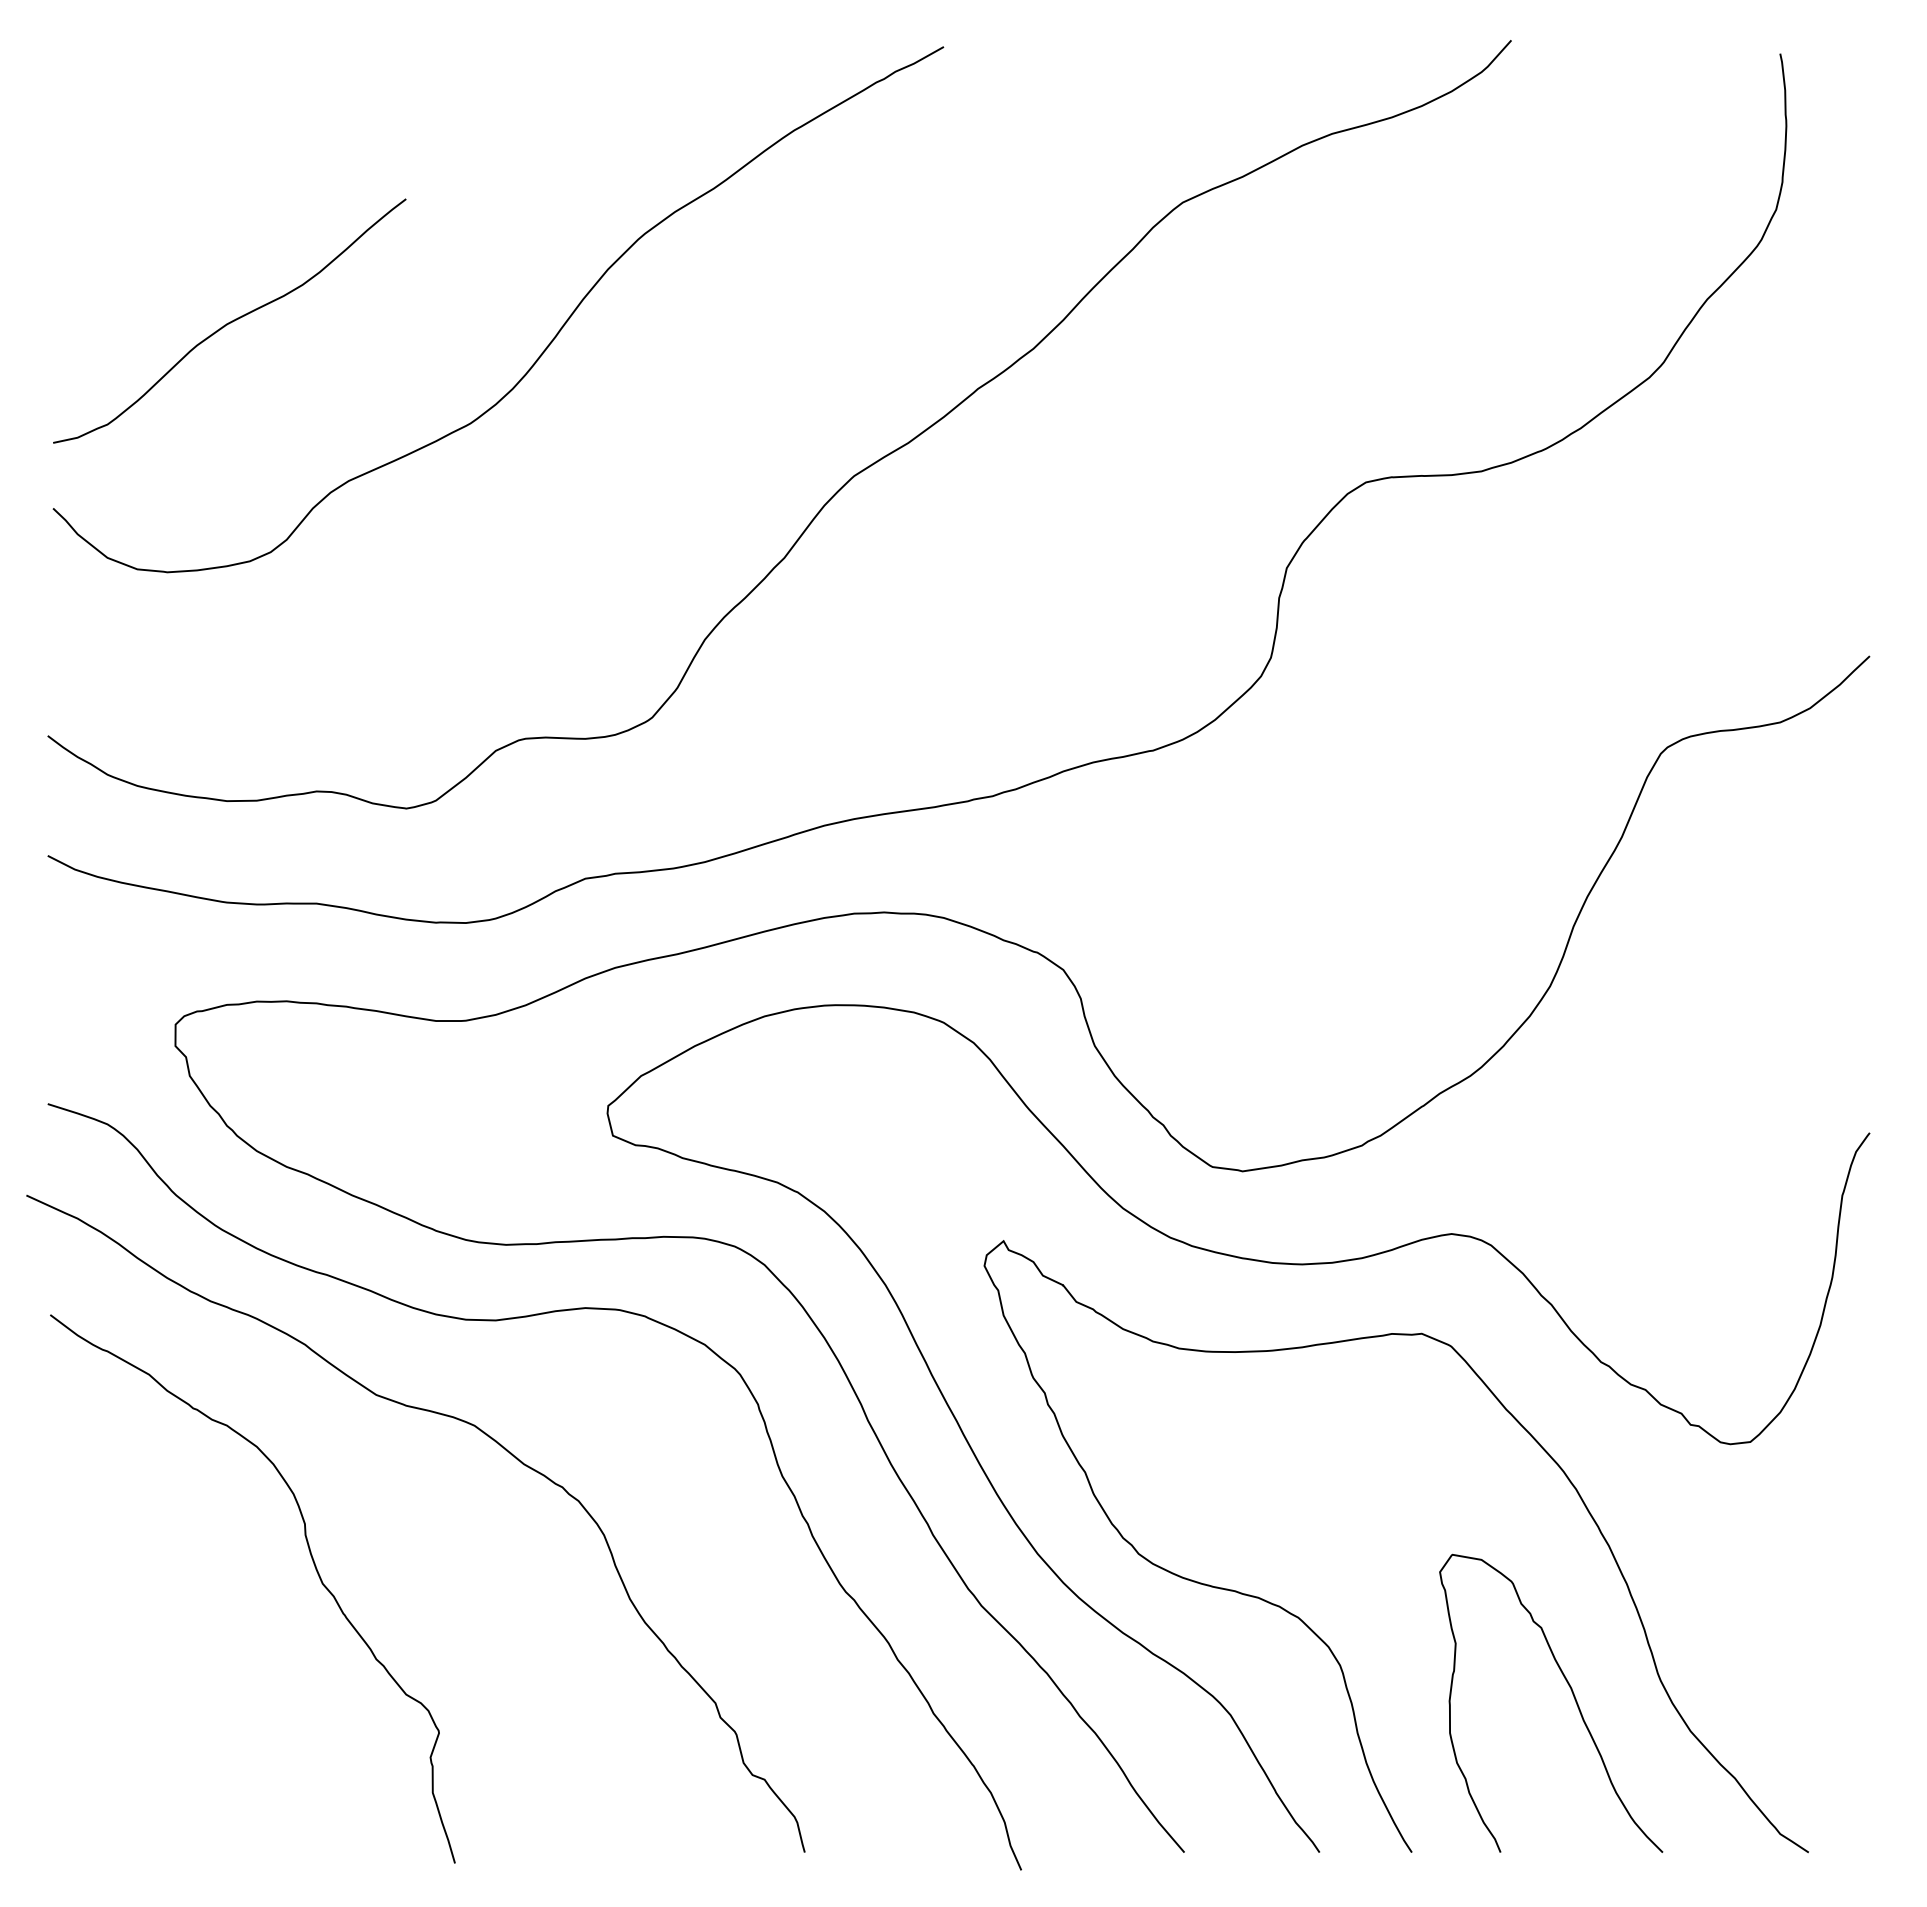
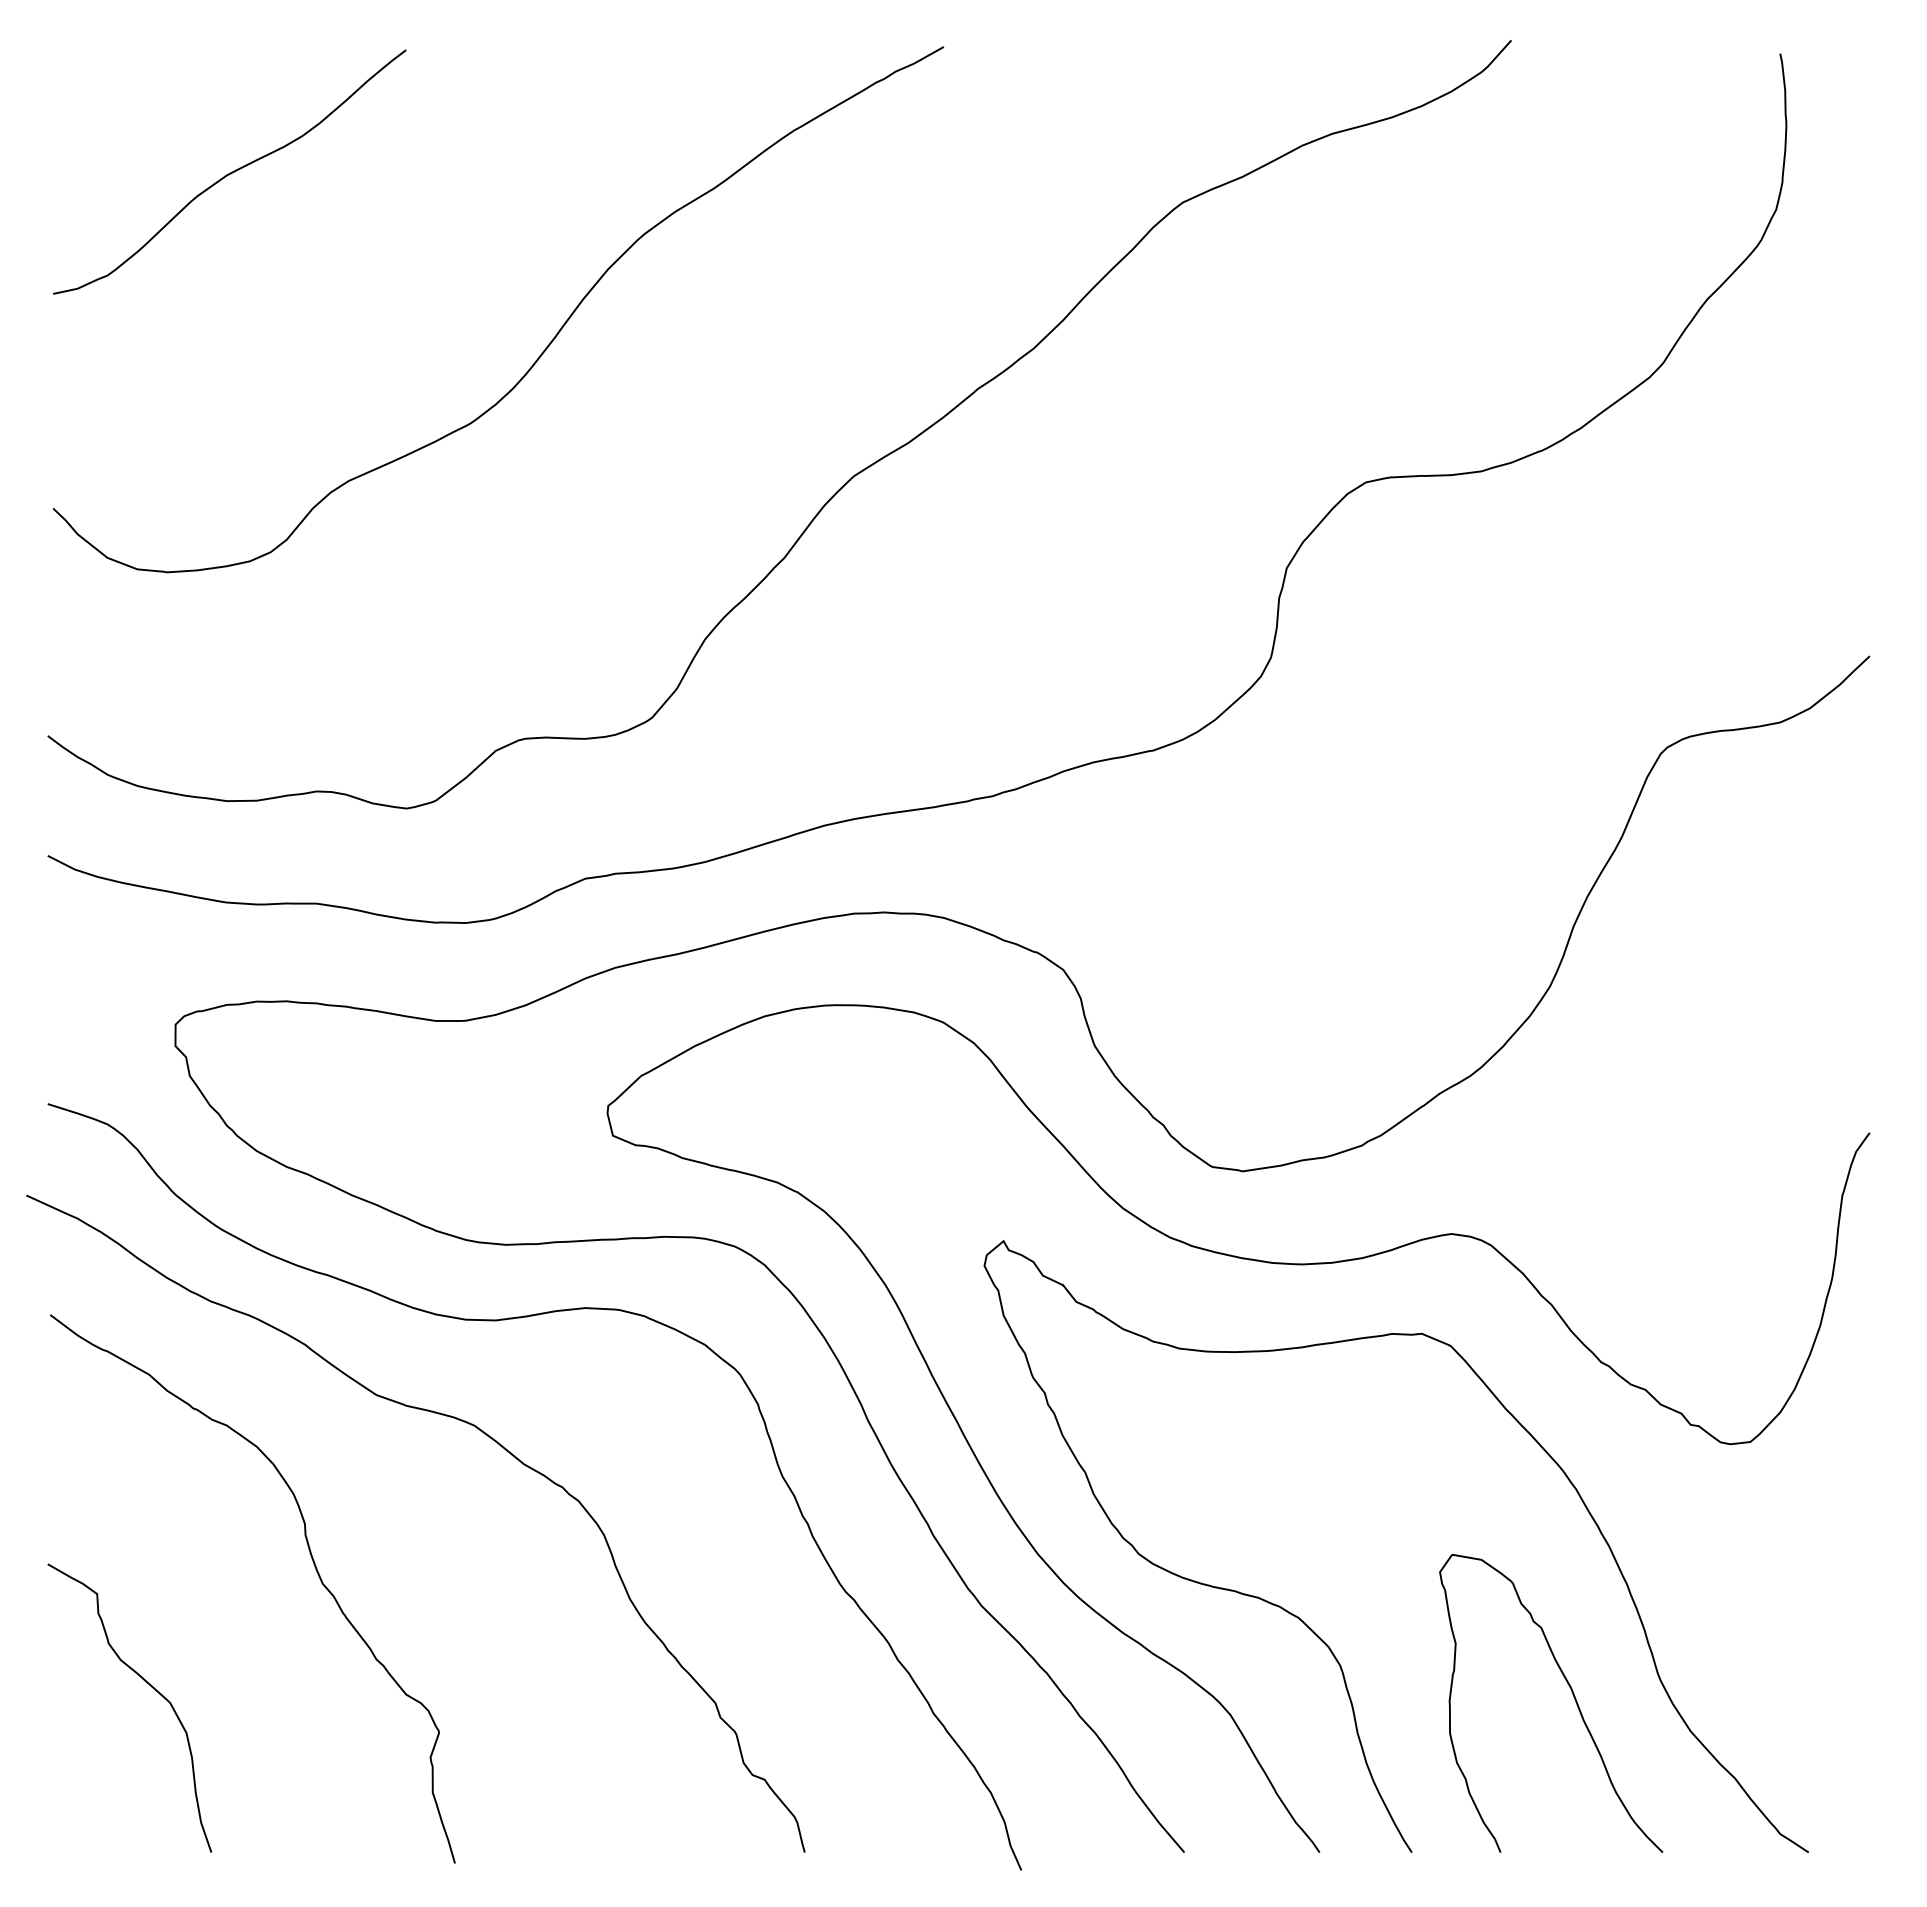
curve position: (230, 321) -> (230, 172) (230, 172)
curve: none -> present (145, 1682)
